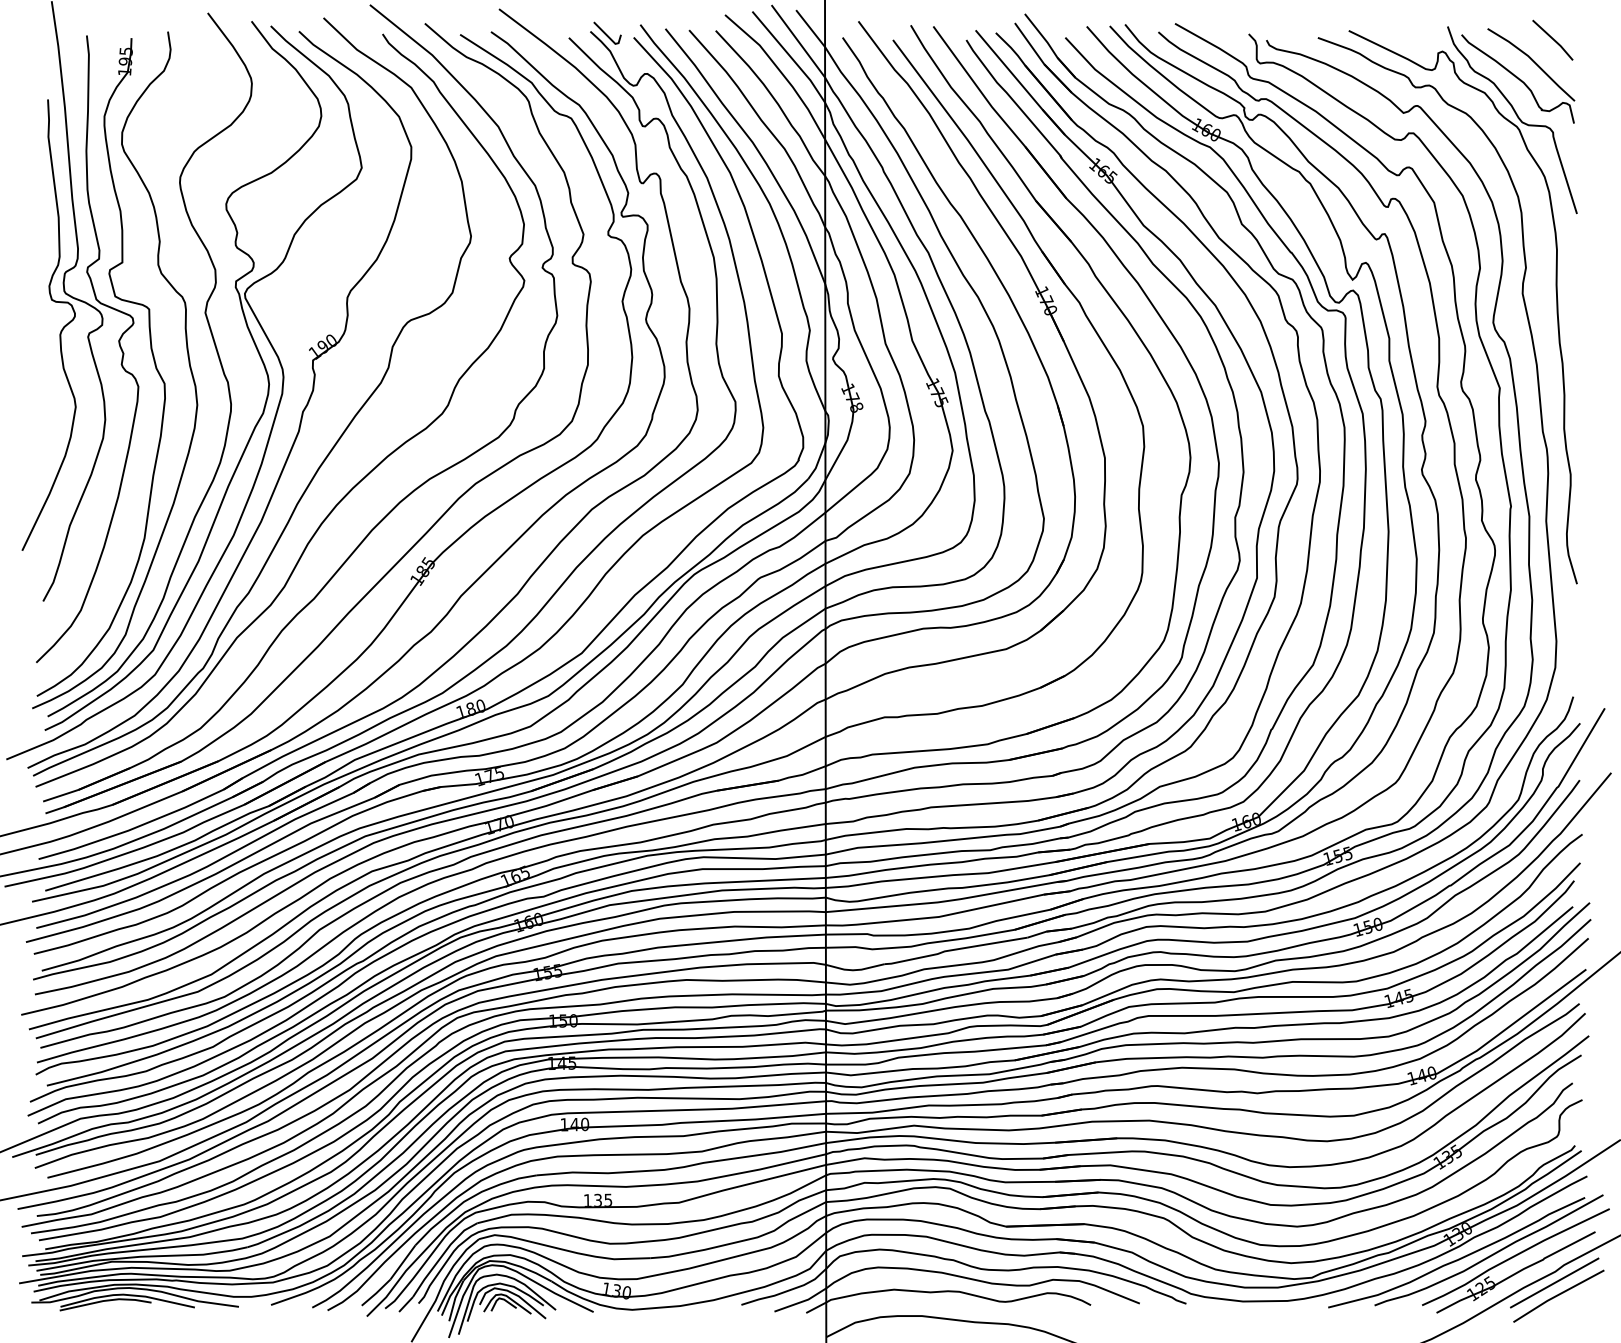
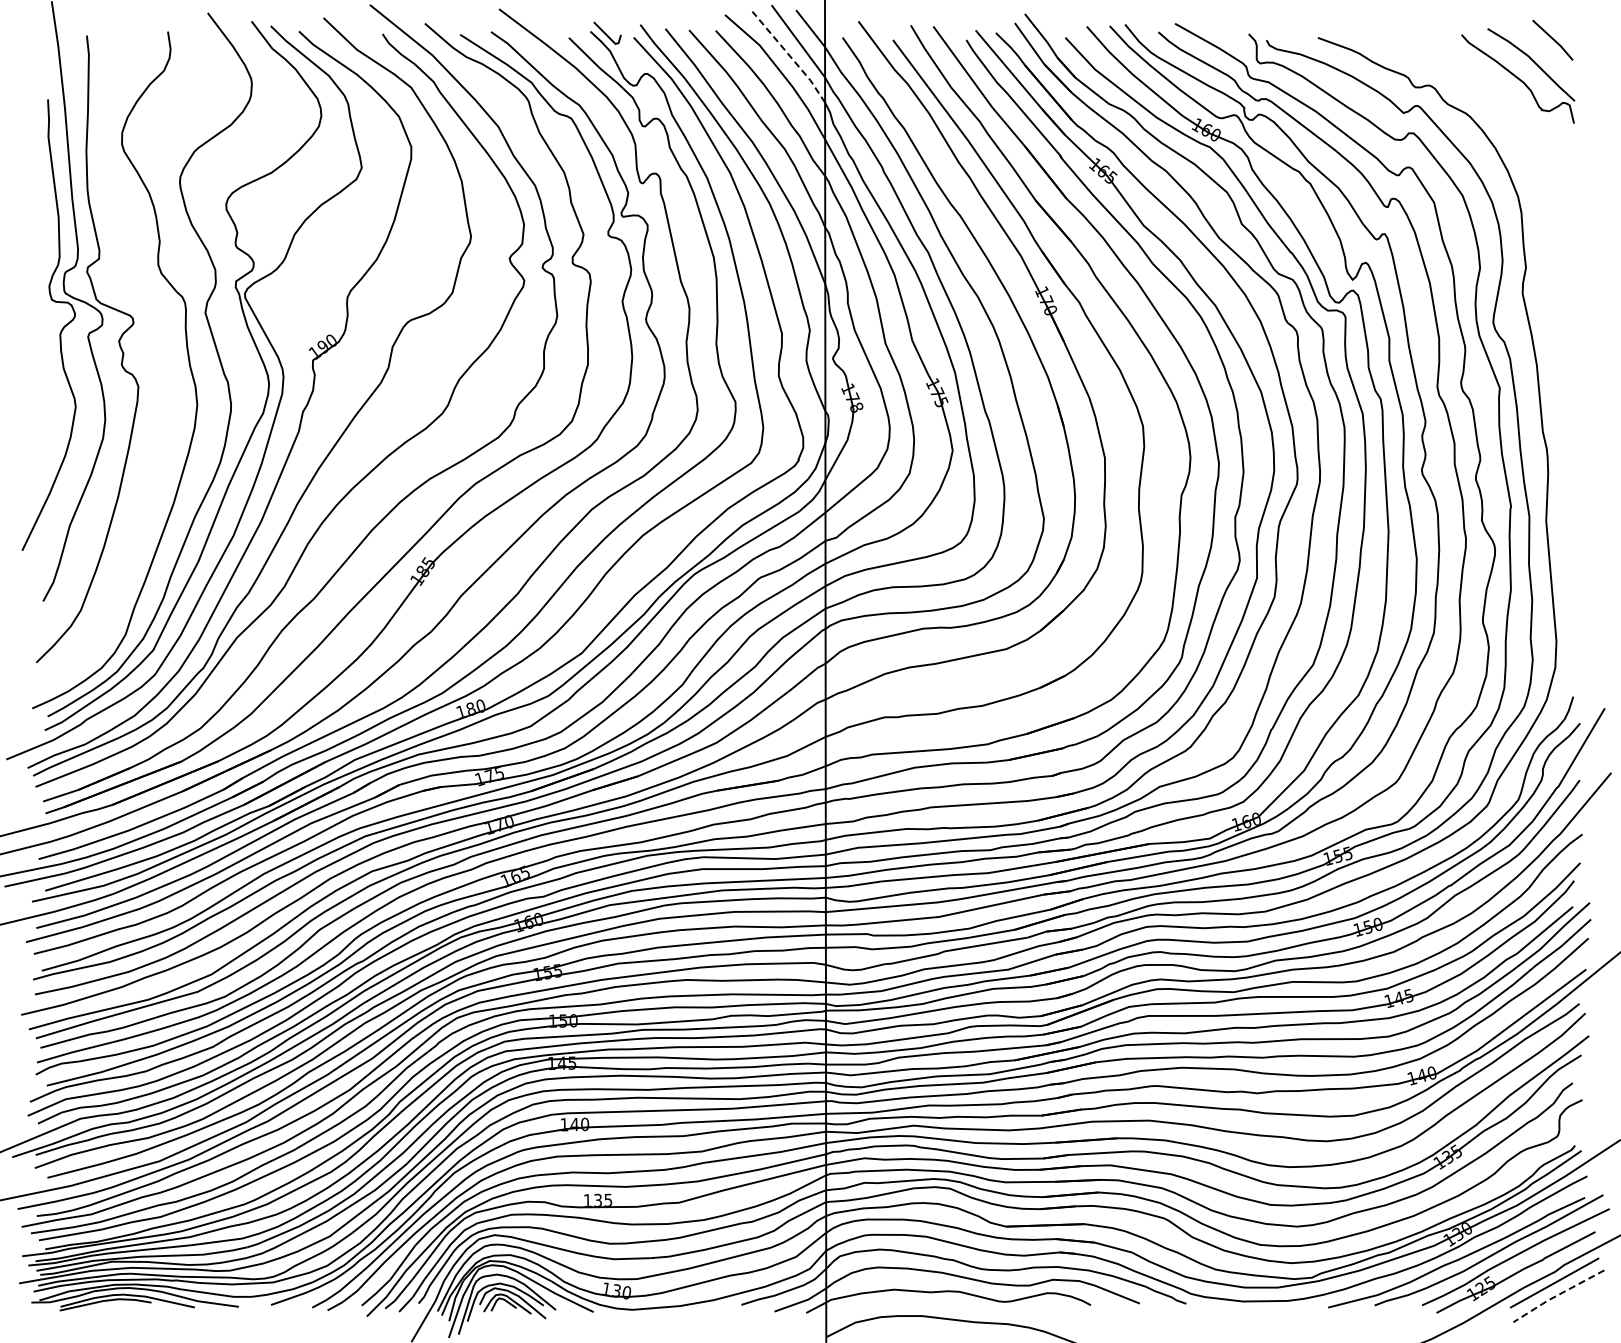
line: solid -> dashed (790, 56)
part: present -> none (1556, 305)
part: present -> none (151, 353)
line: solid -> dashed (1557, 1295)
